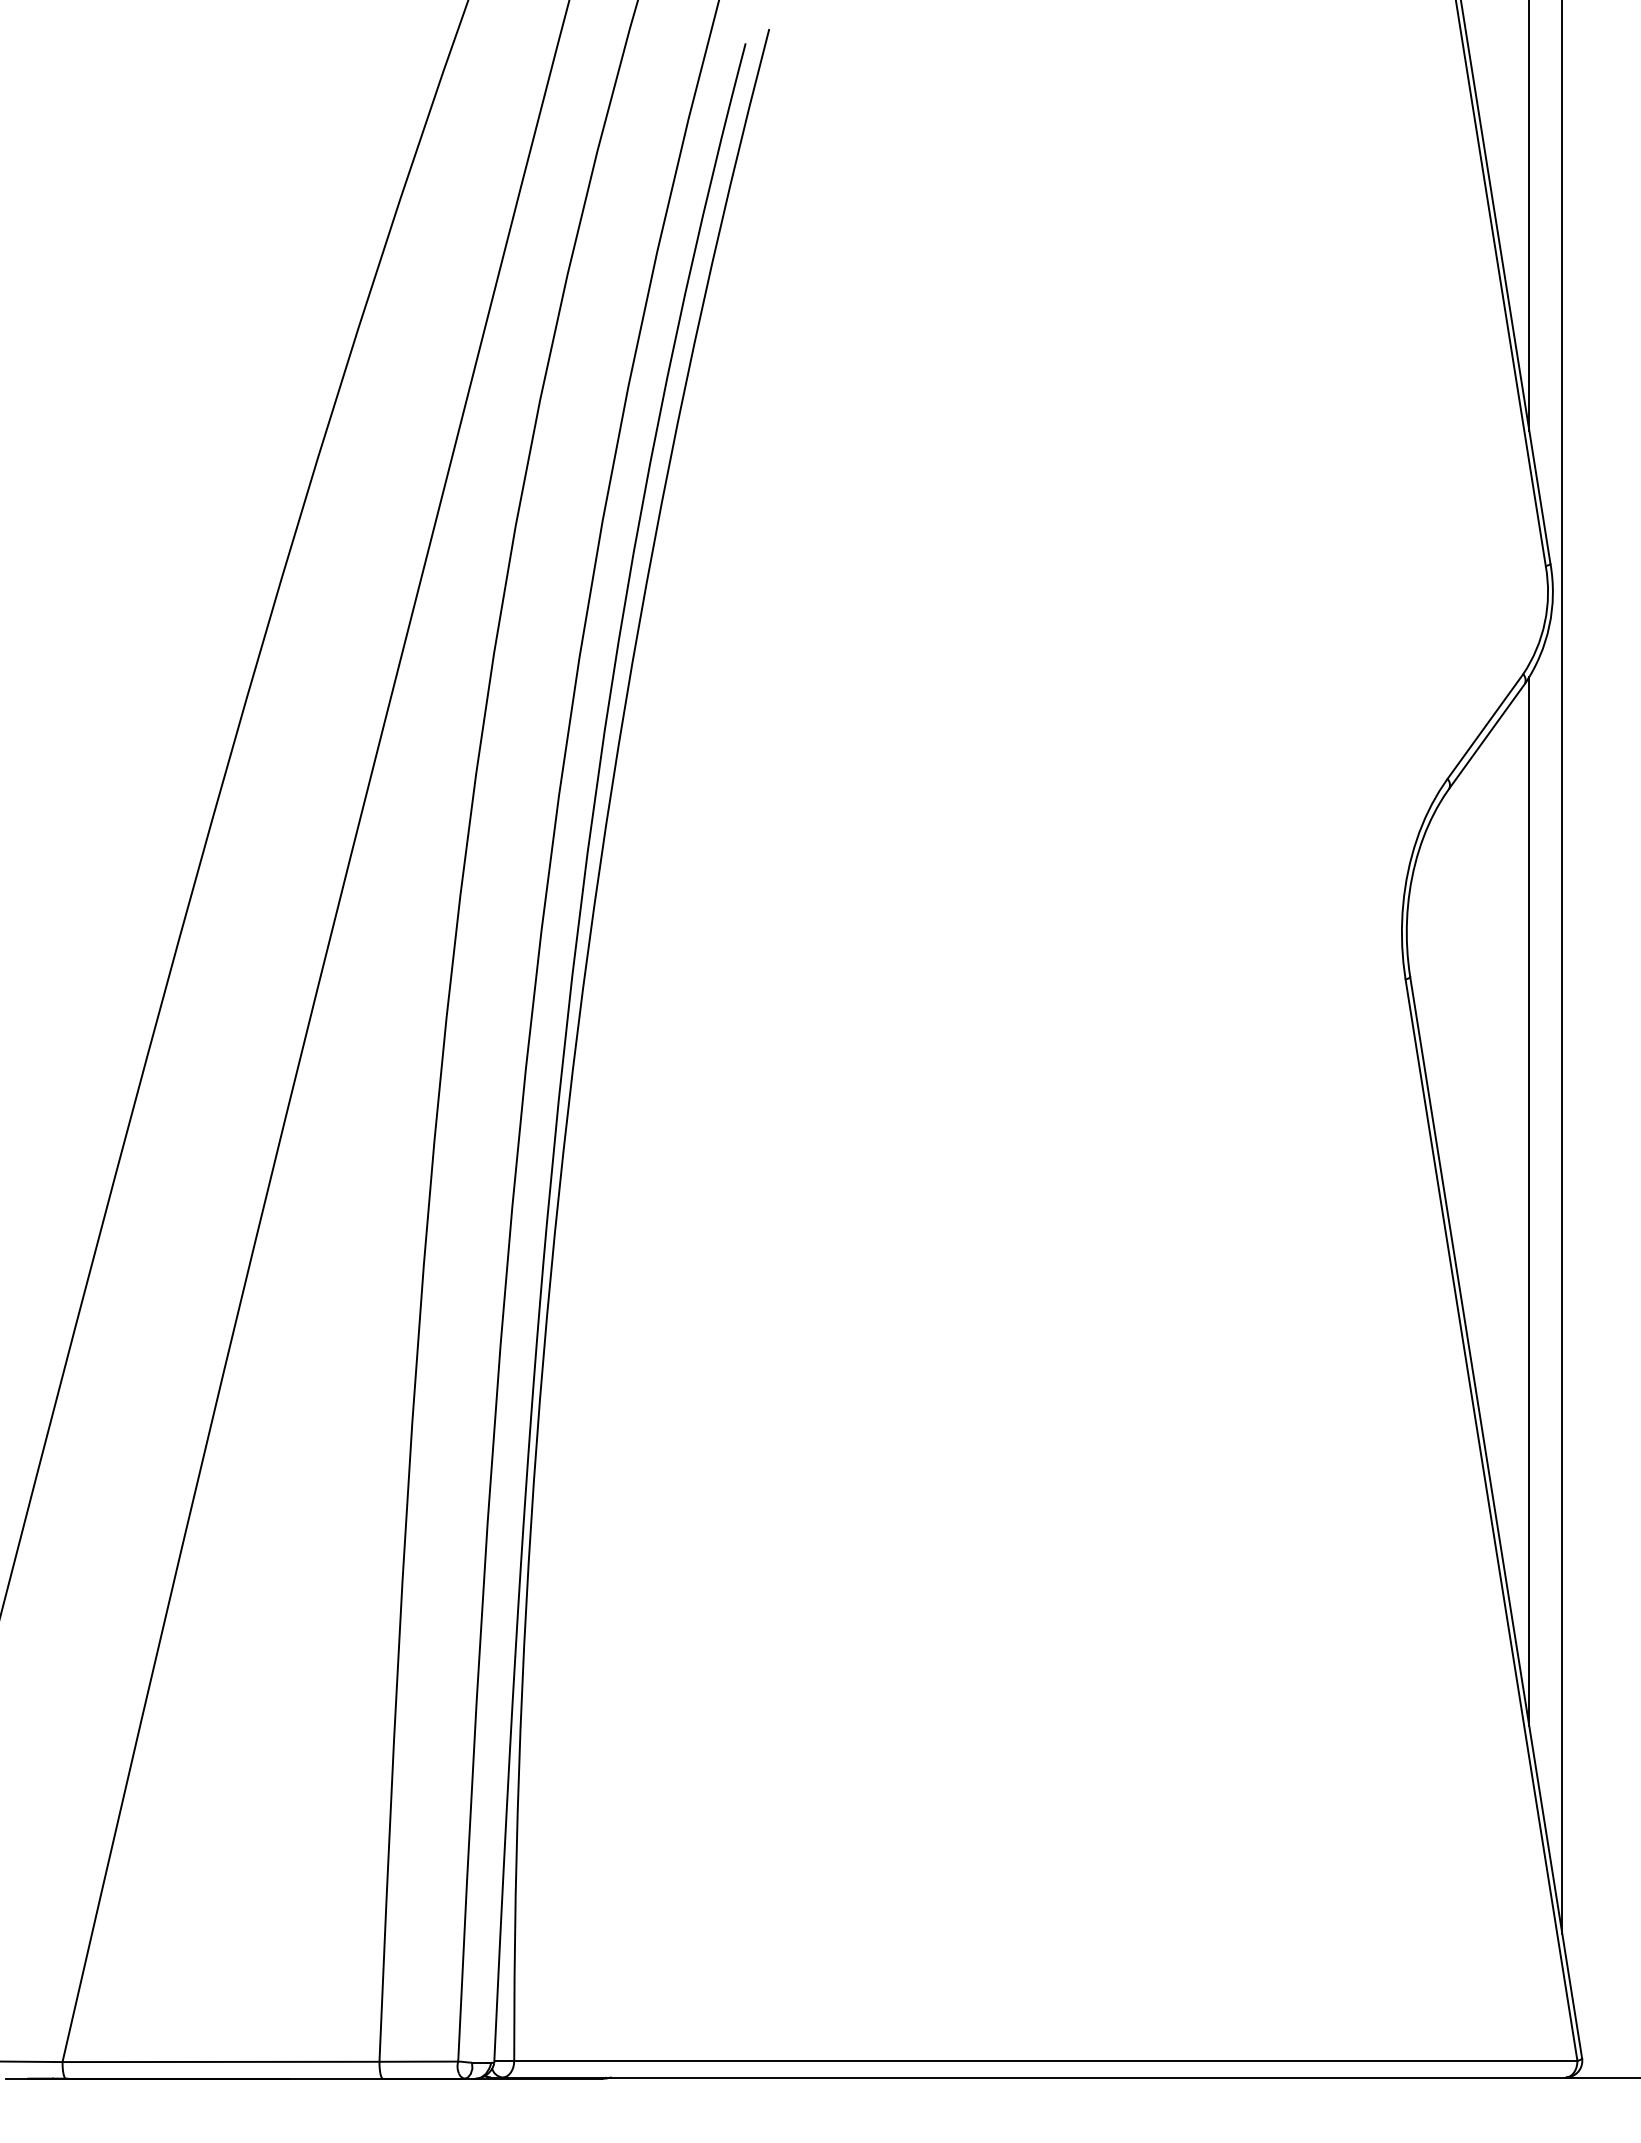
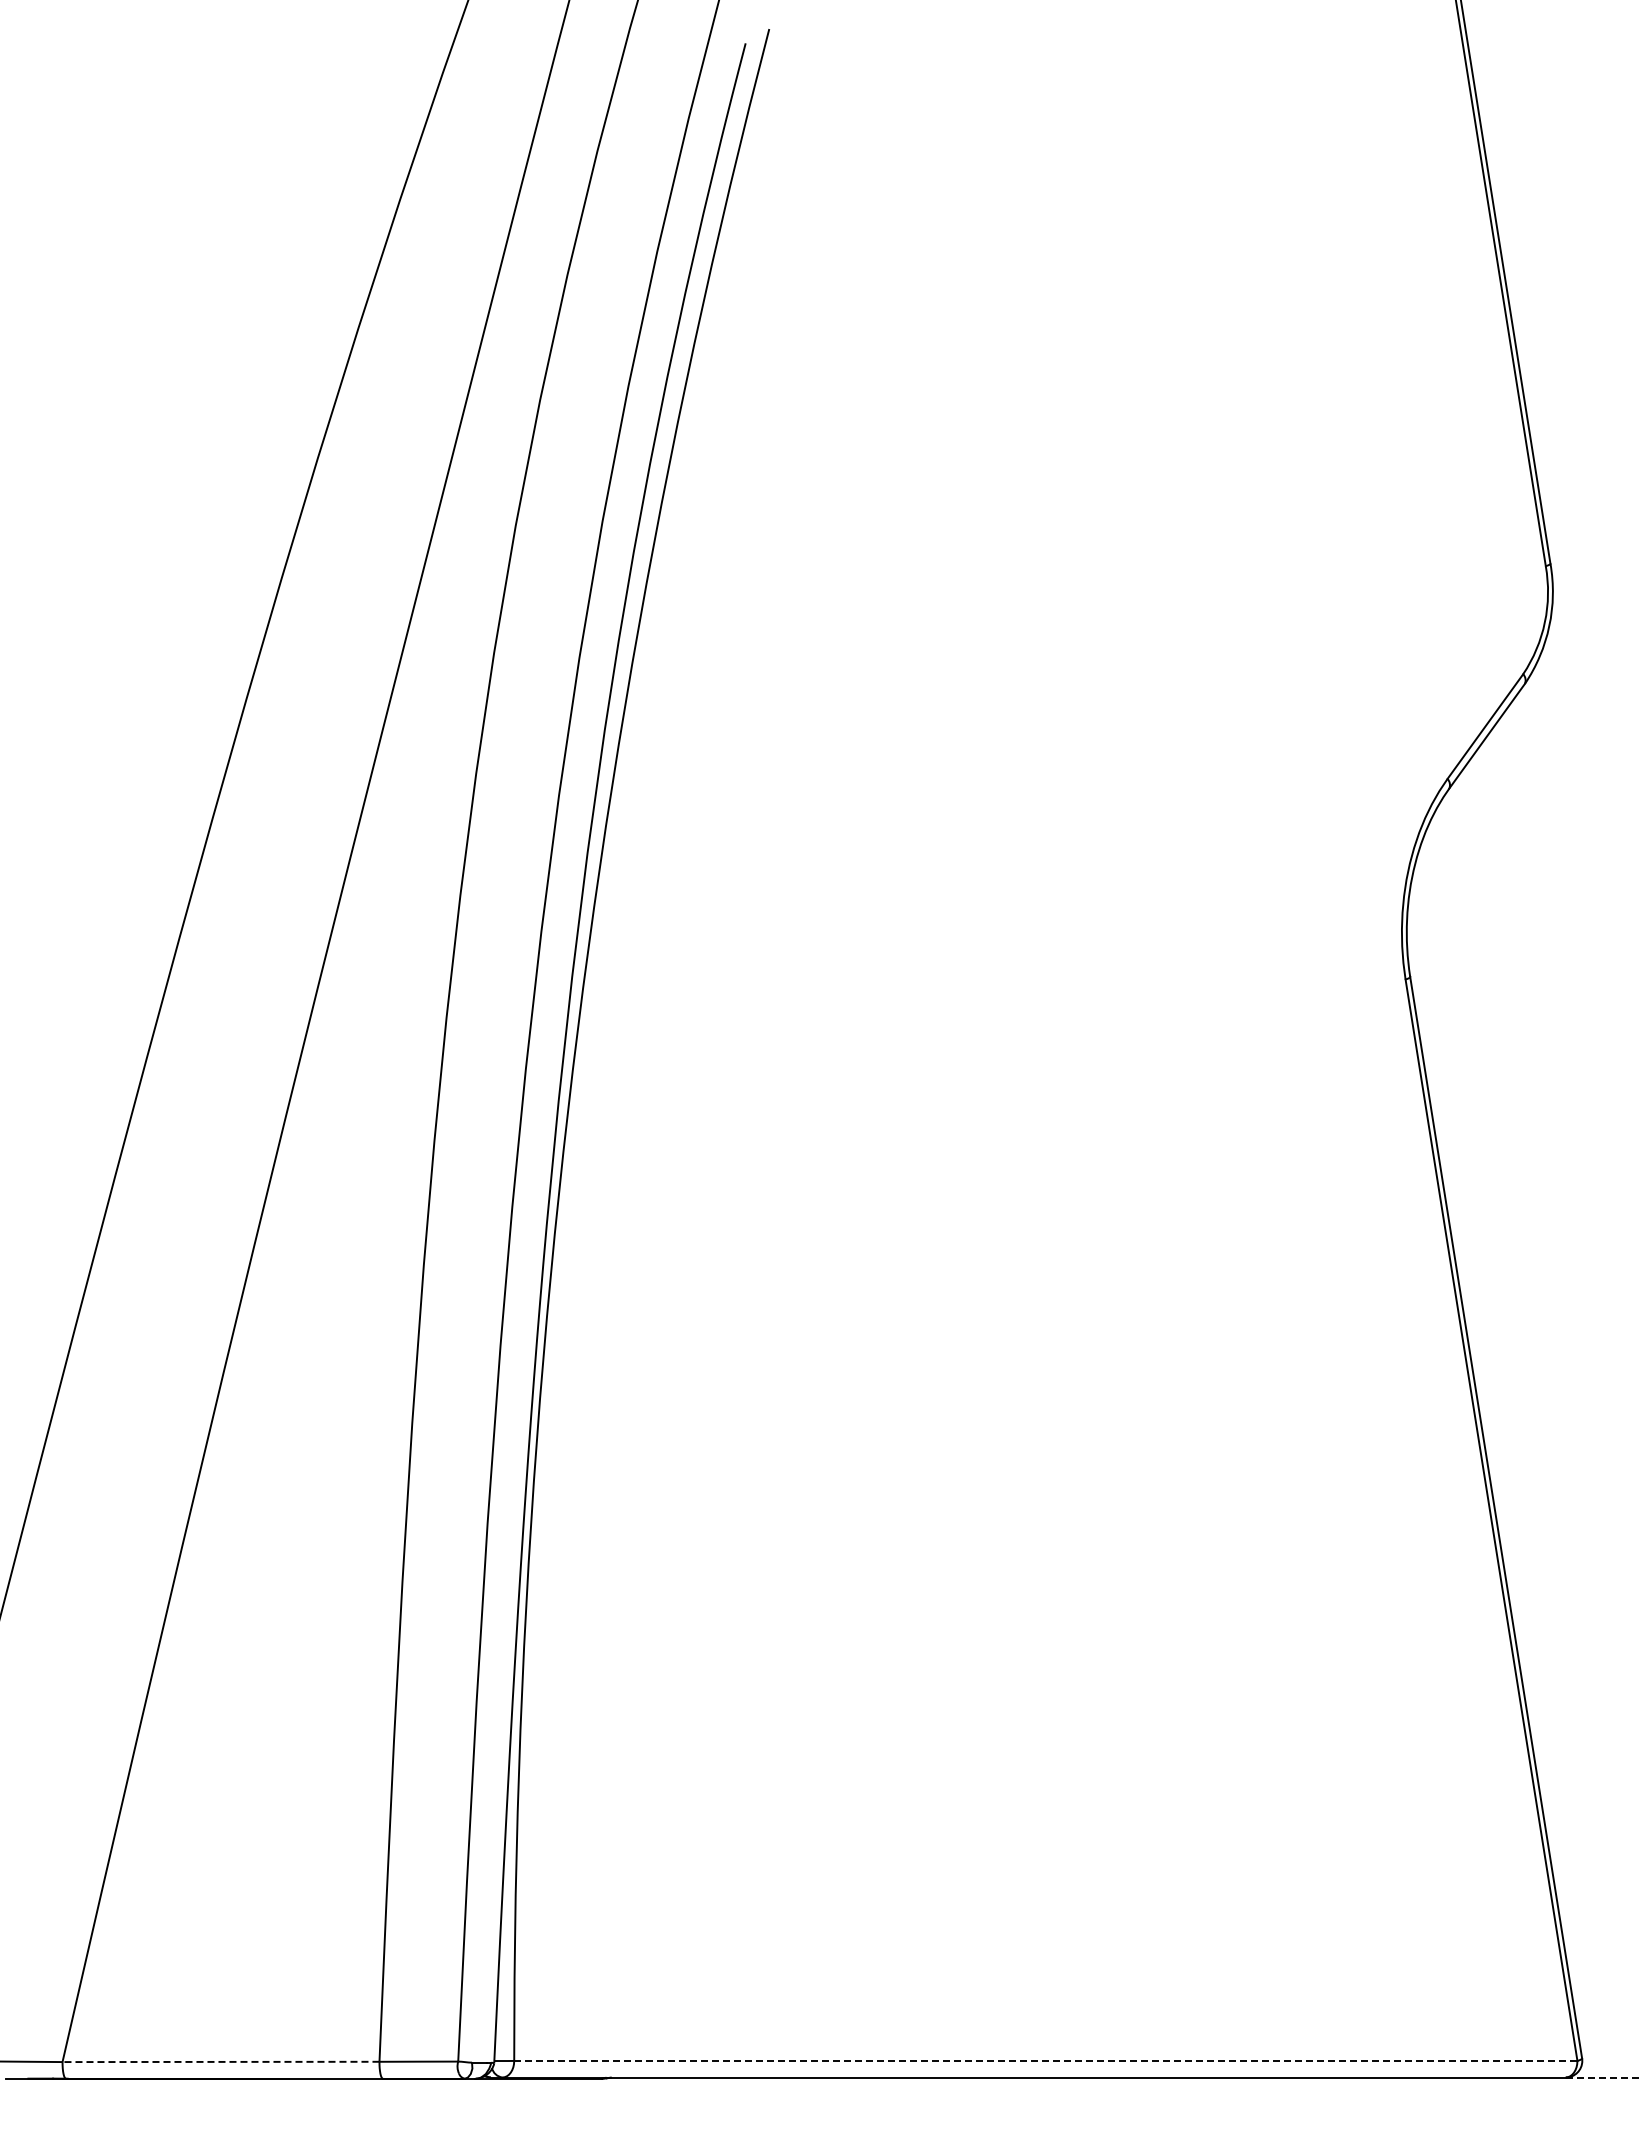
line: present -> none (1529, 216)
line: present -> none (1562, 968)
line: present -> none (1529, 1201)
line: solid -> dashed (1045, 2060)
line: solid -> dashed (220, 2061)
line: solid -> dashed (1603, 2077)
